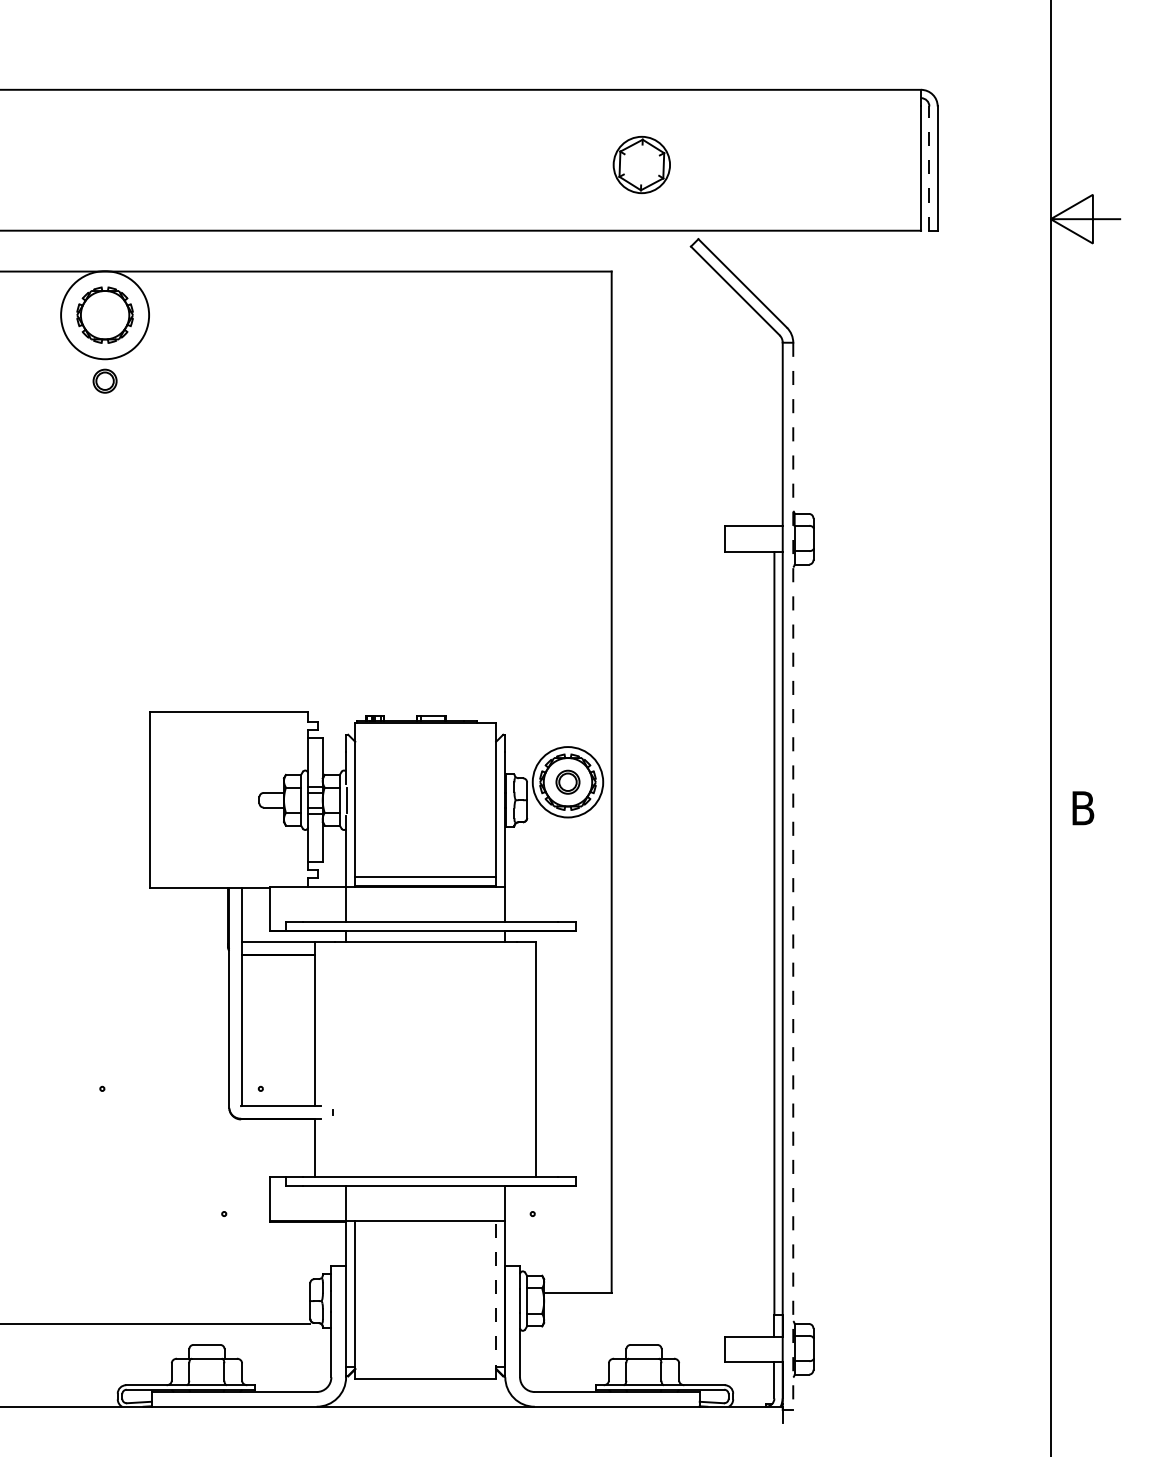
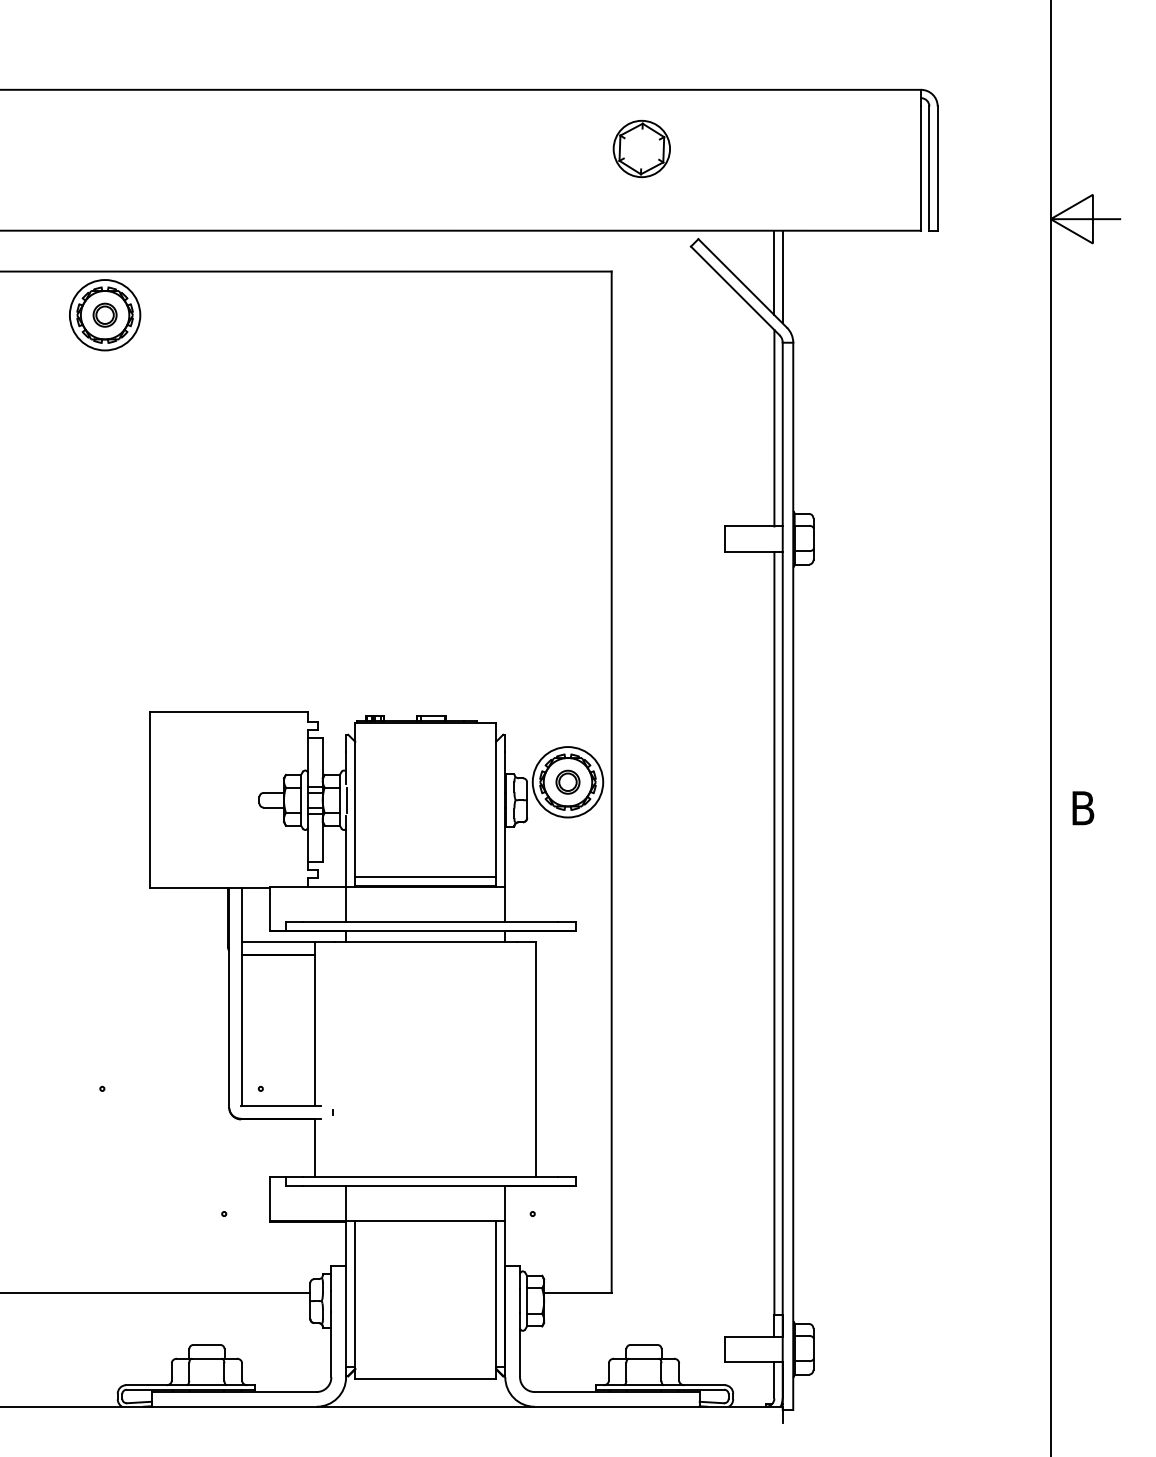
part position: (641, 165) -> (641, 149) (641, 149)
line: dashed -> solid (929, 168)
line: none -> present (774, 272)
line: none -> present (782, 276)
circle diameter: 88 px -> 70 px (104, 315)
part position: (104, 380) -> (104, 314) (104, 314)
line: none -> present (774, 428)
line: dashed -> solid (793, 876)
line: dashed -> solid (496, 1299)
line position: (156, 1323) -> (156, 1292) (156, 1292)
